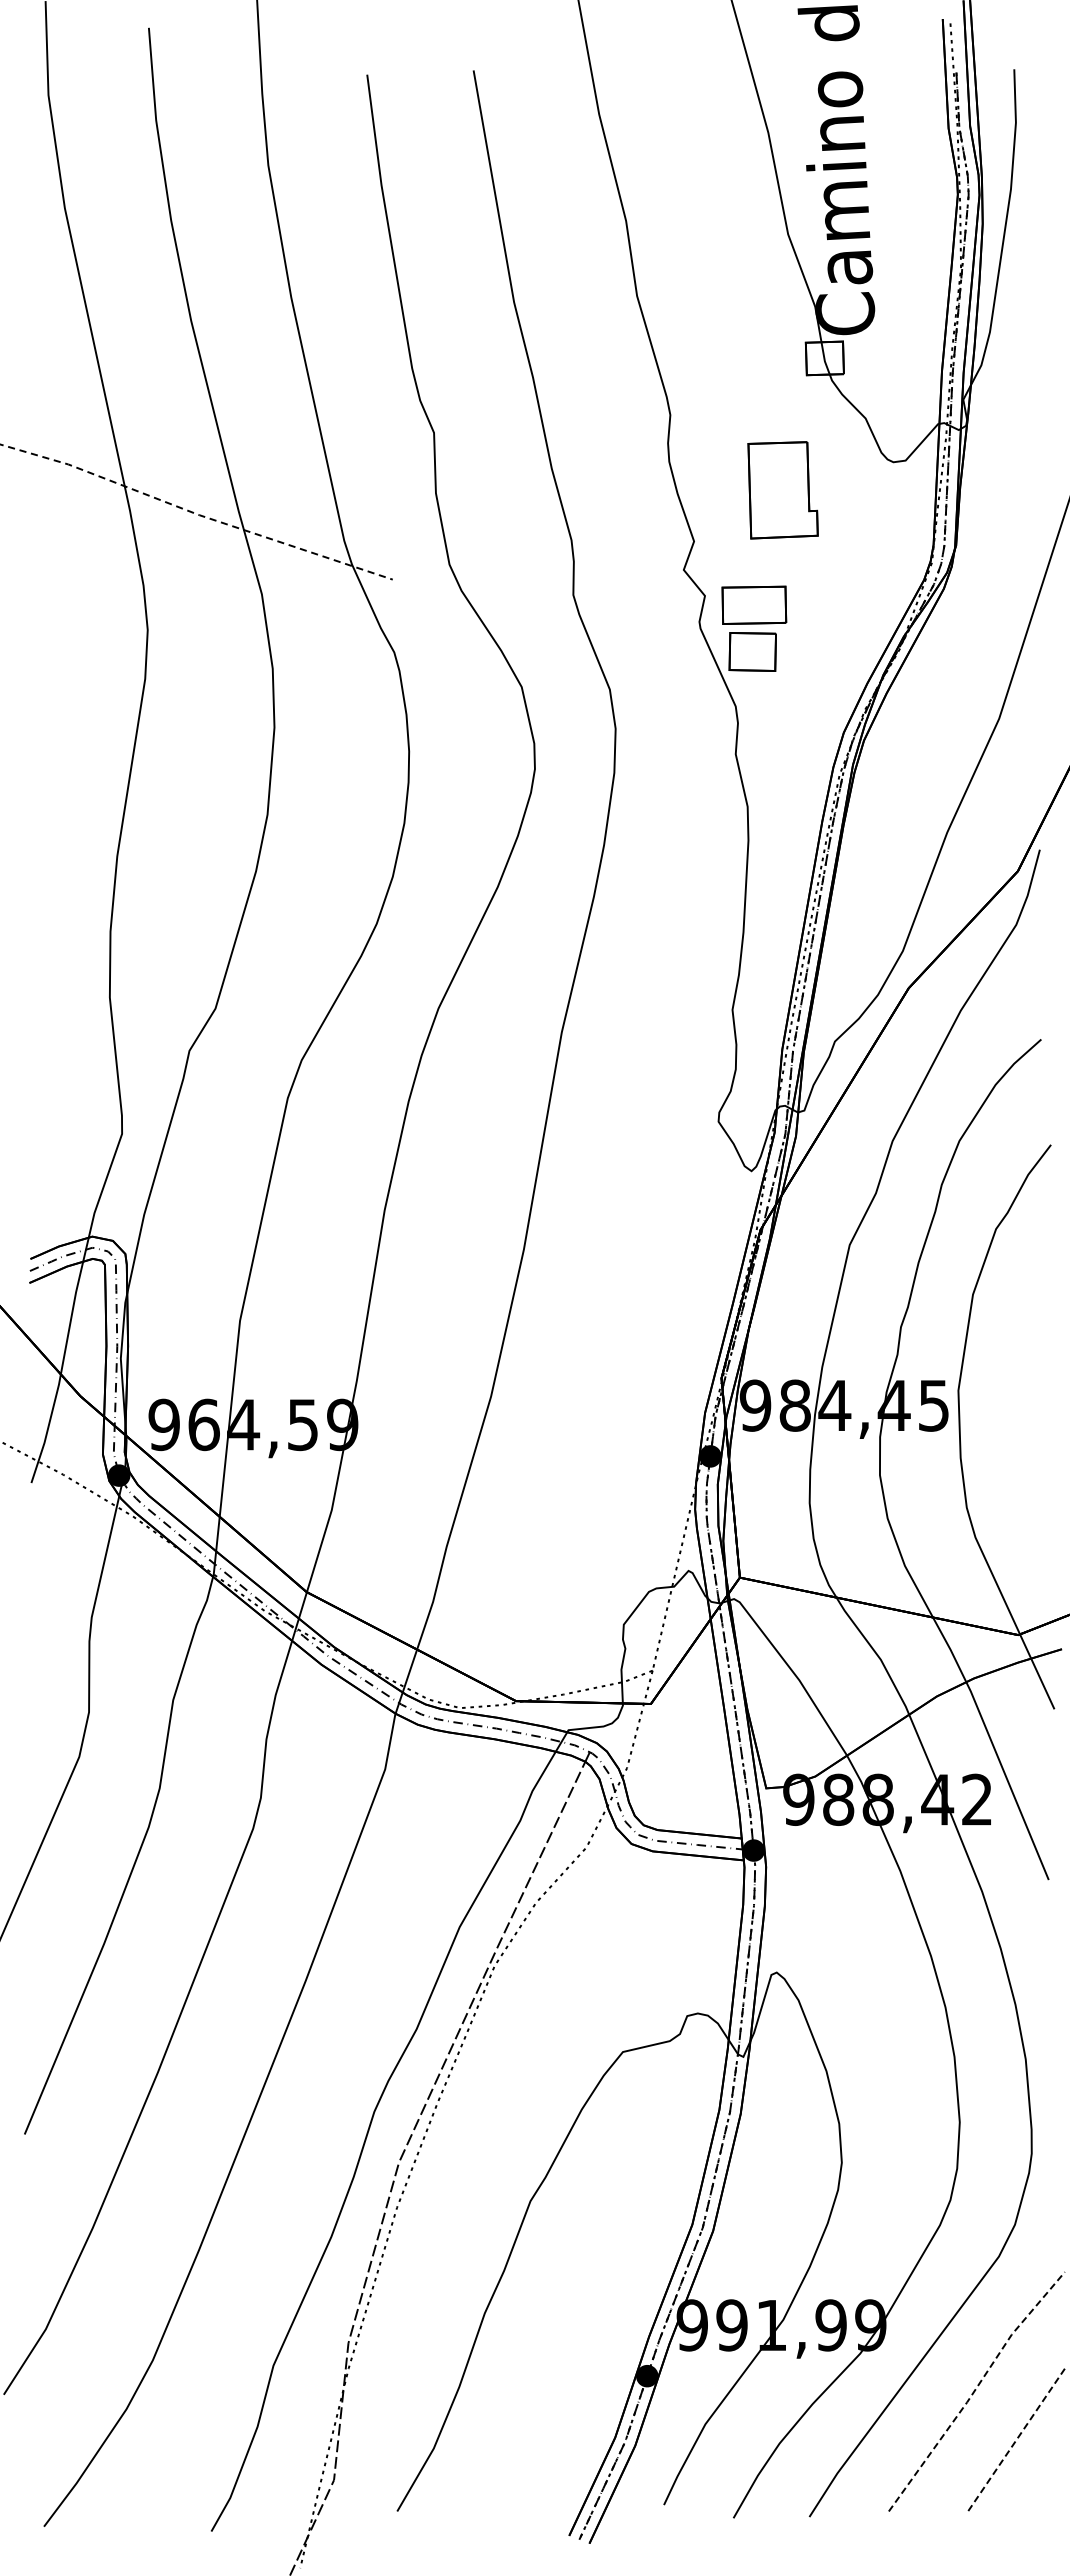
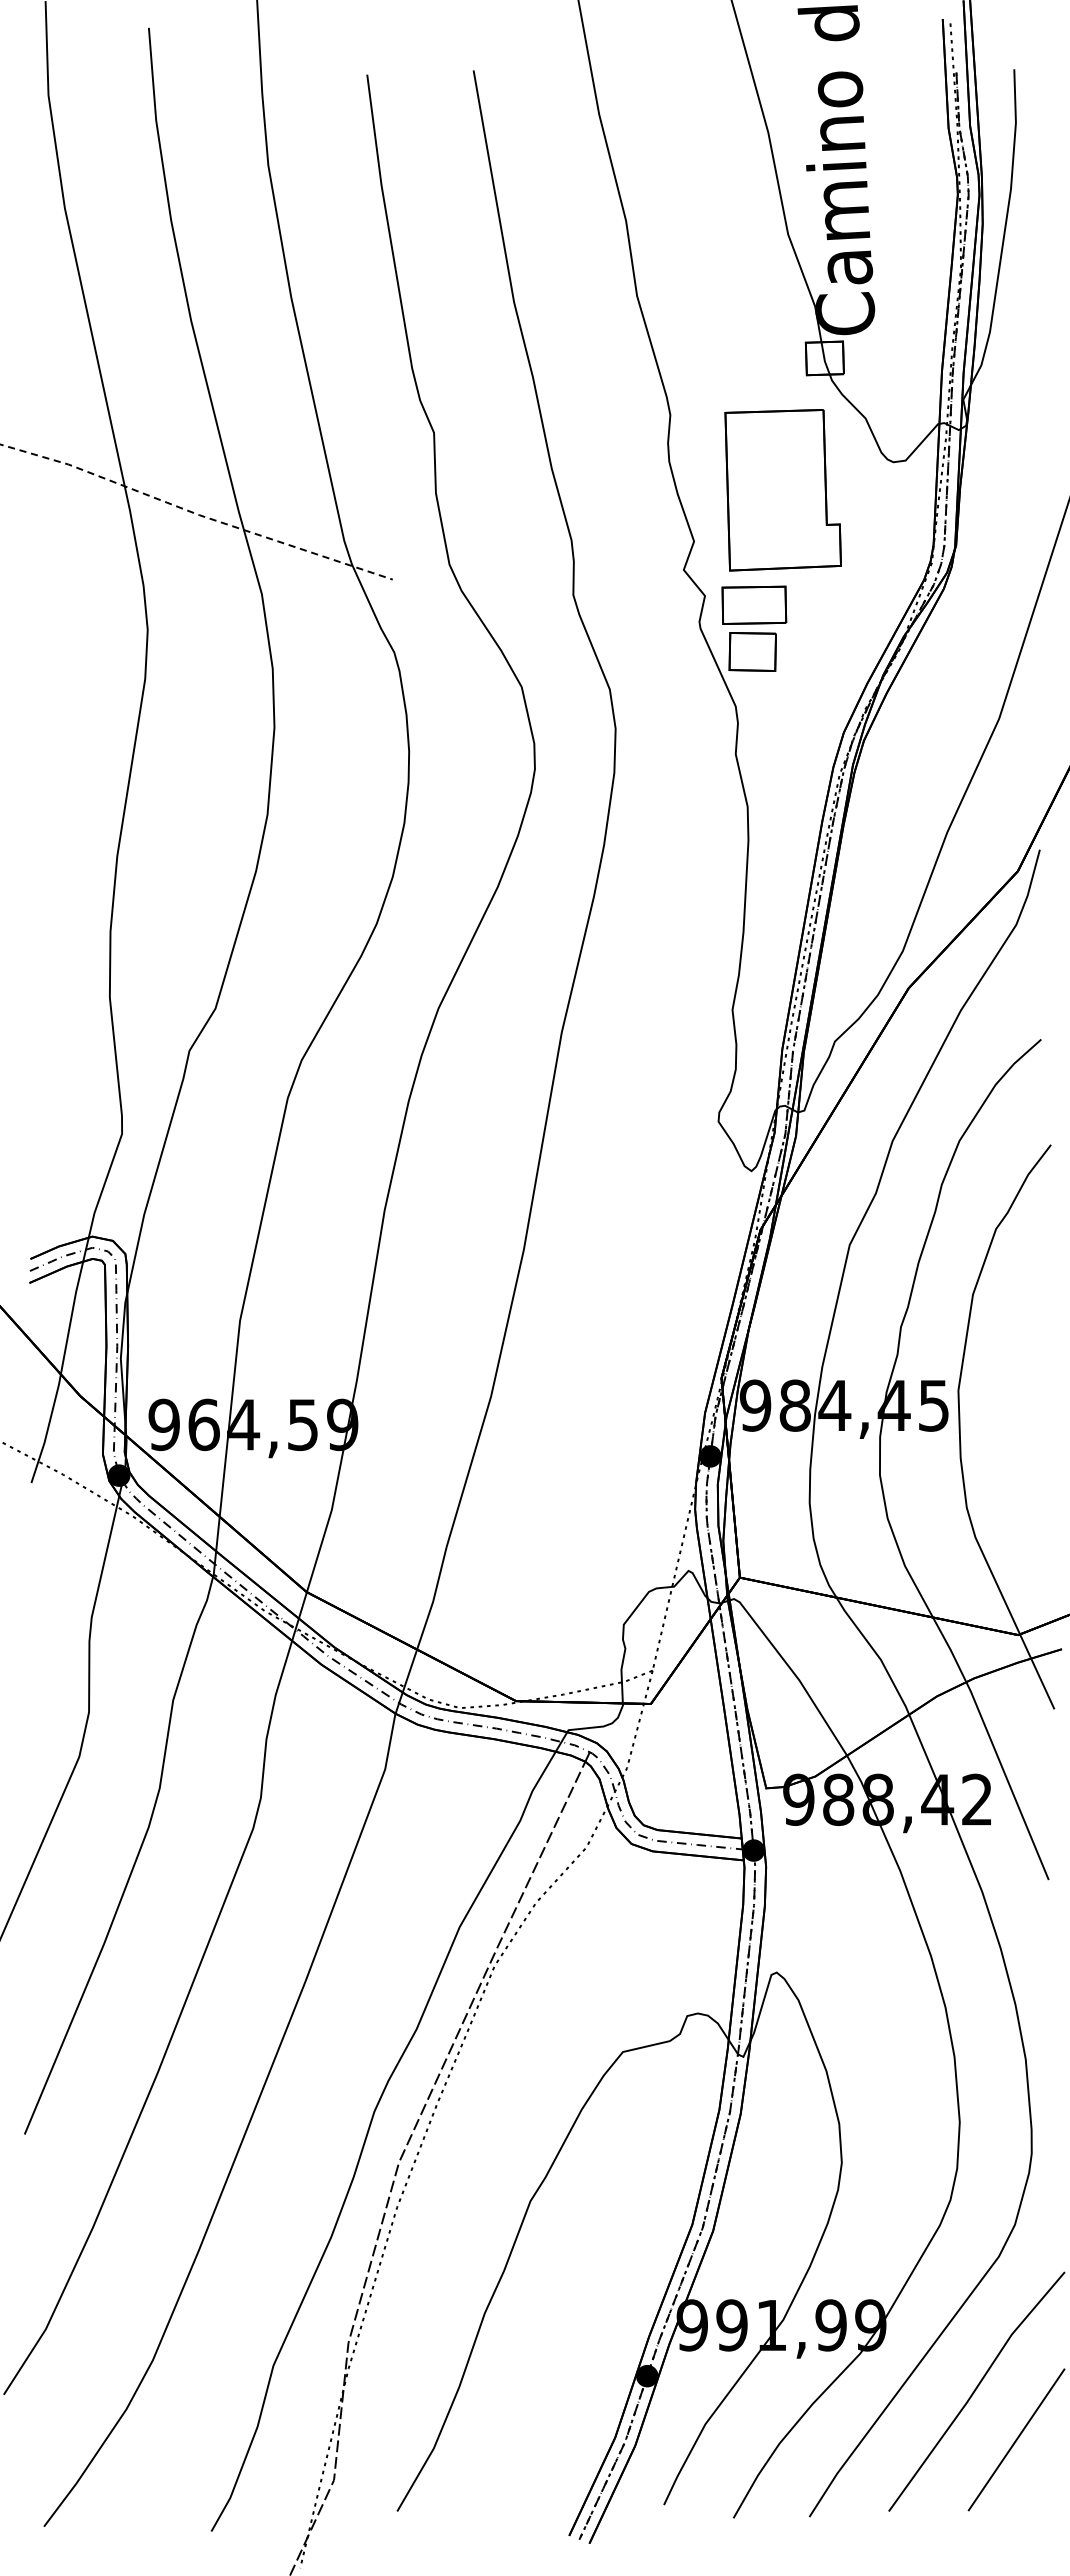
part size: 72x99 px -> 118x163 px (782, 490)
line: dashed -> solid (975, 2390)
line: dashed -> solid (1016, 2439)
